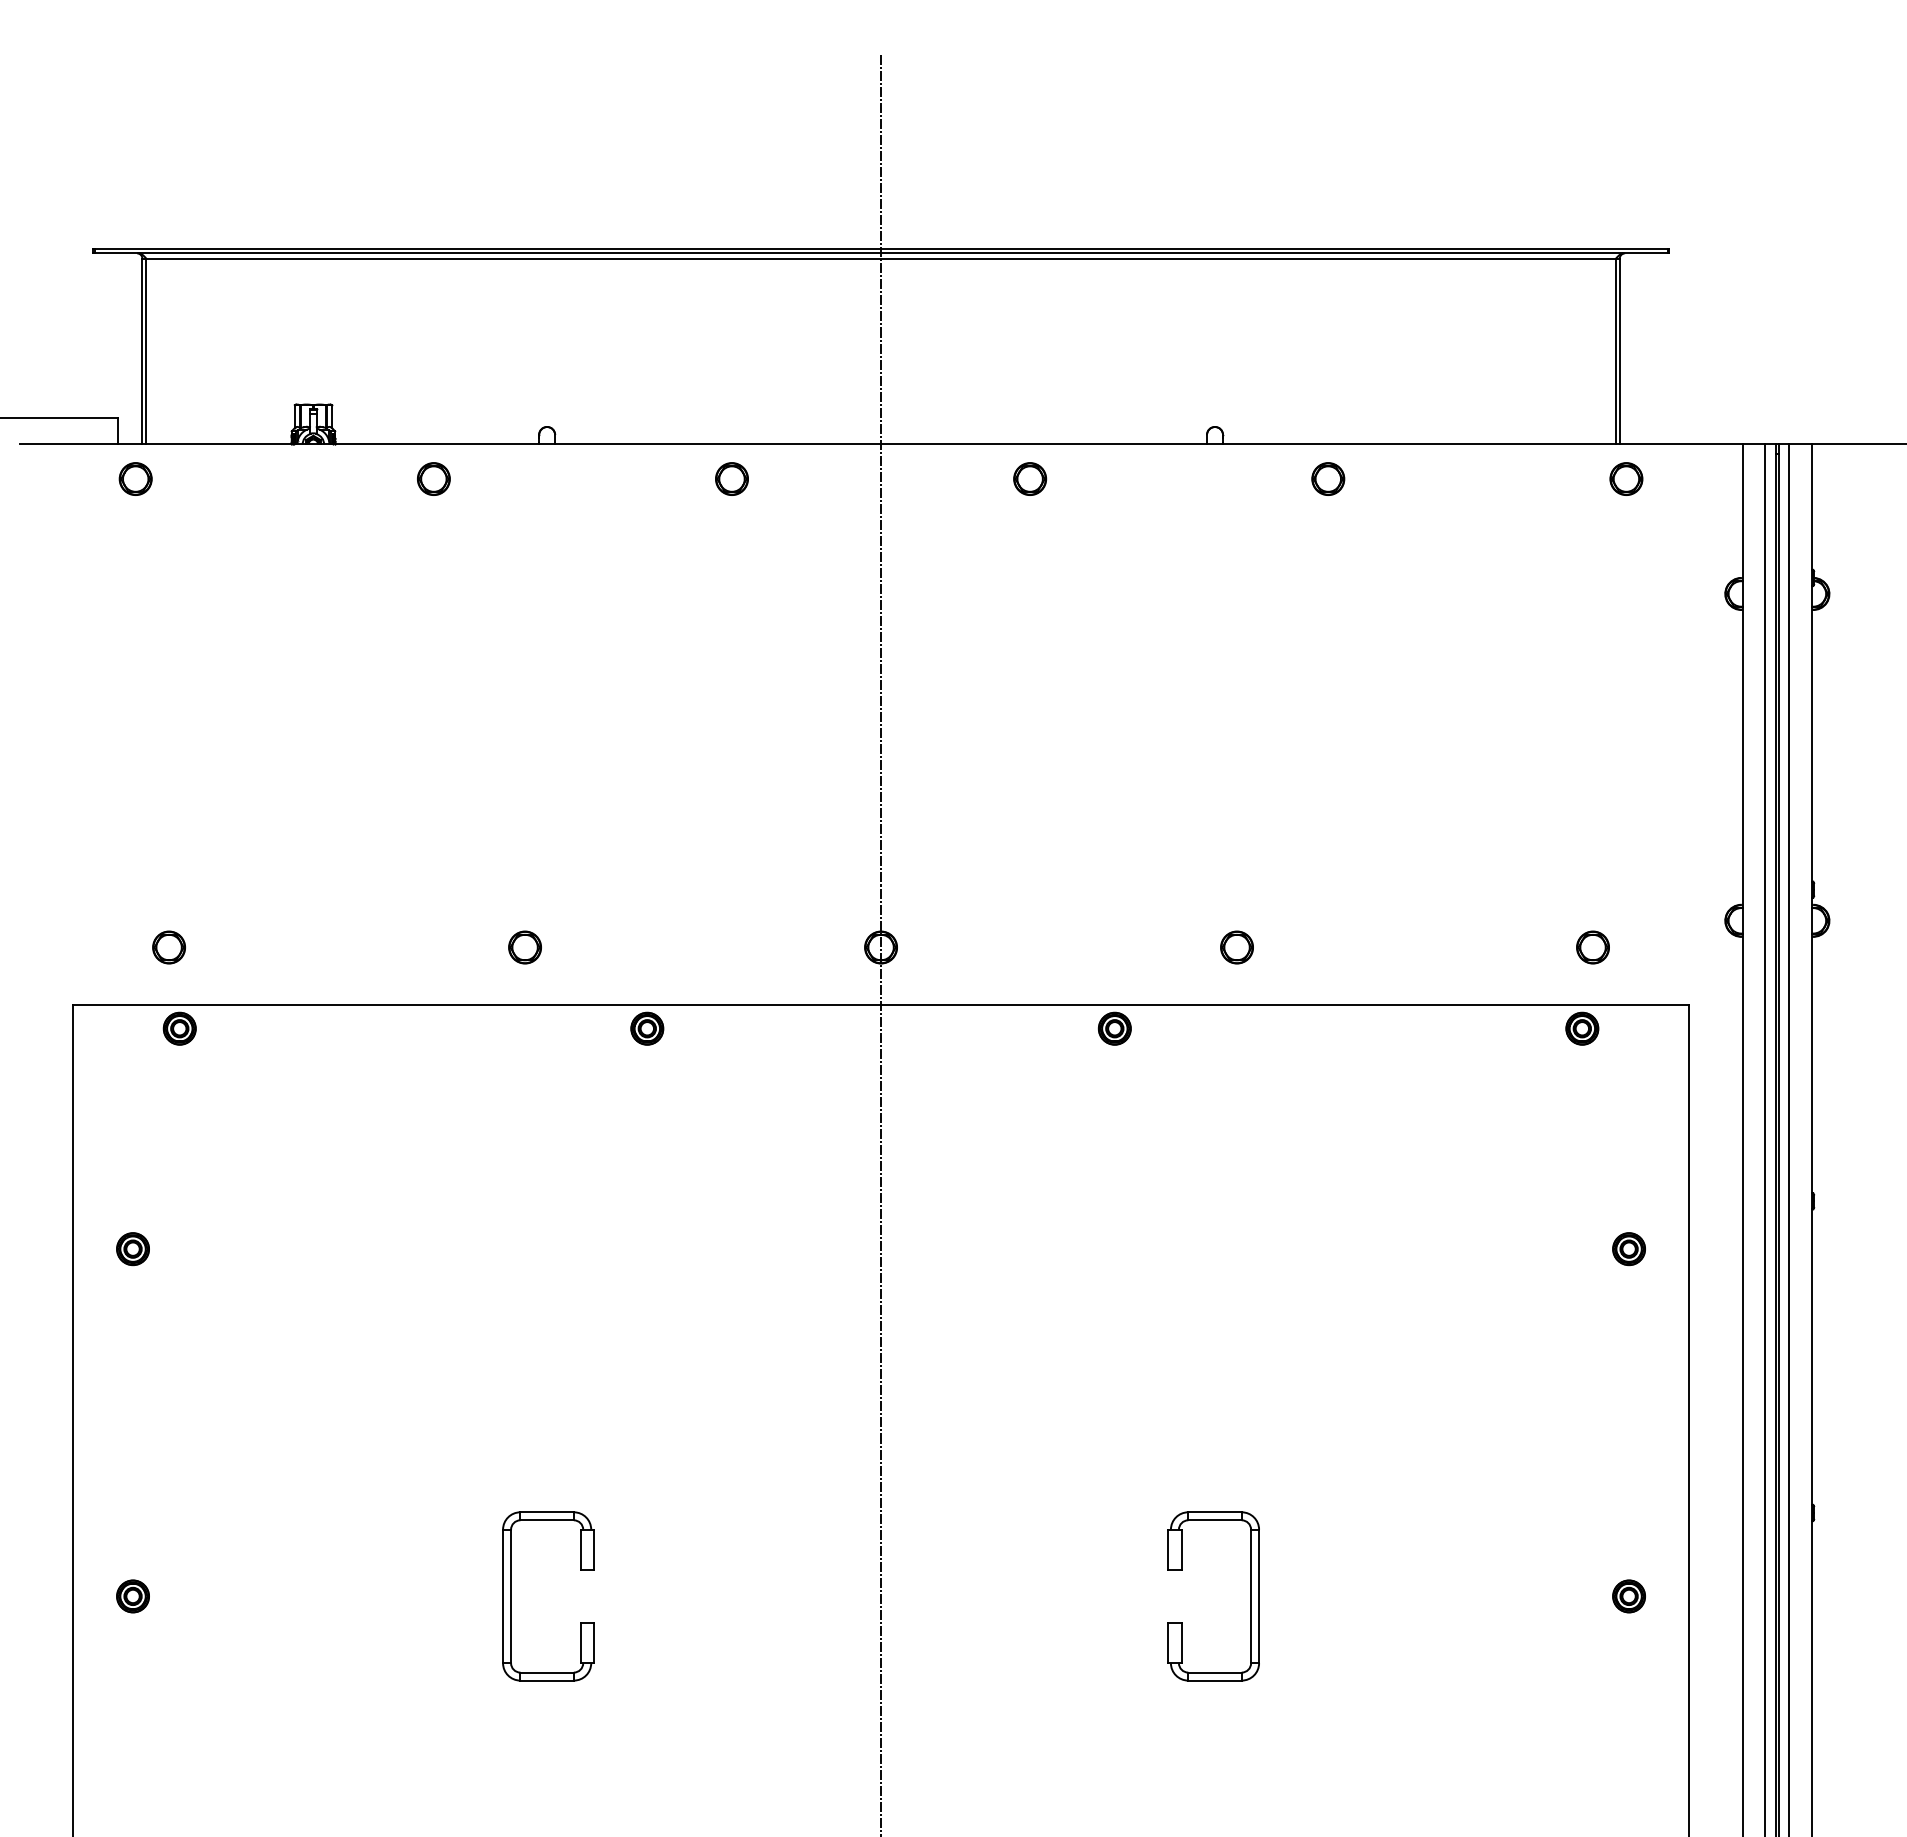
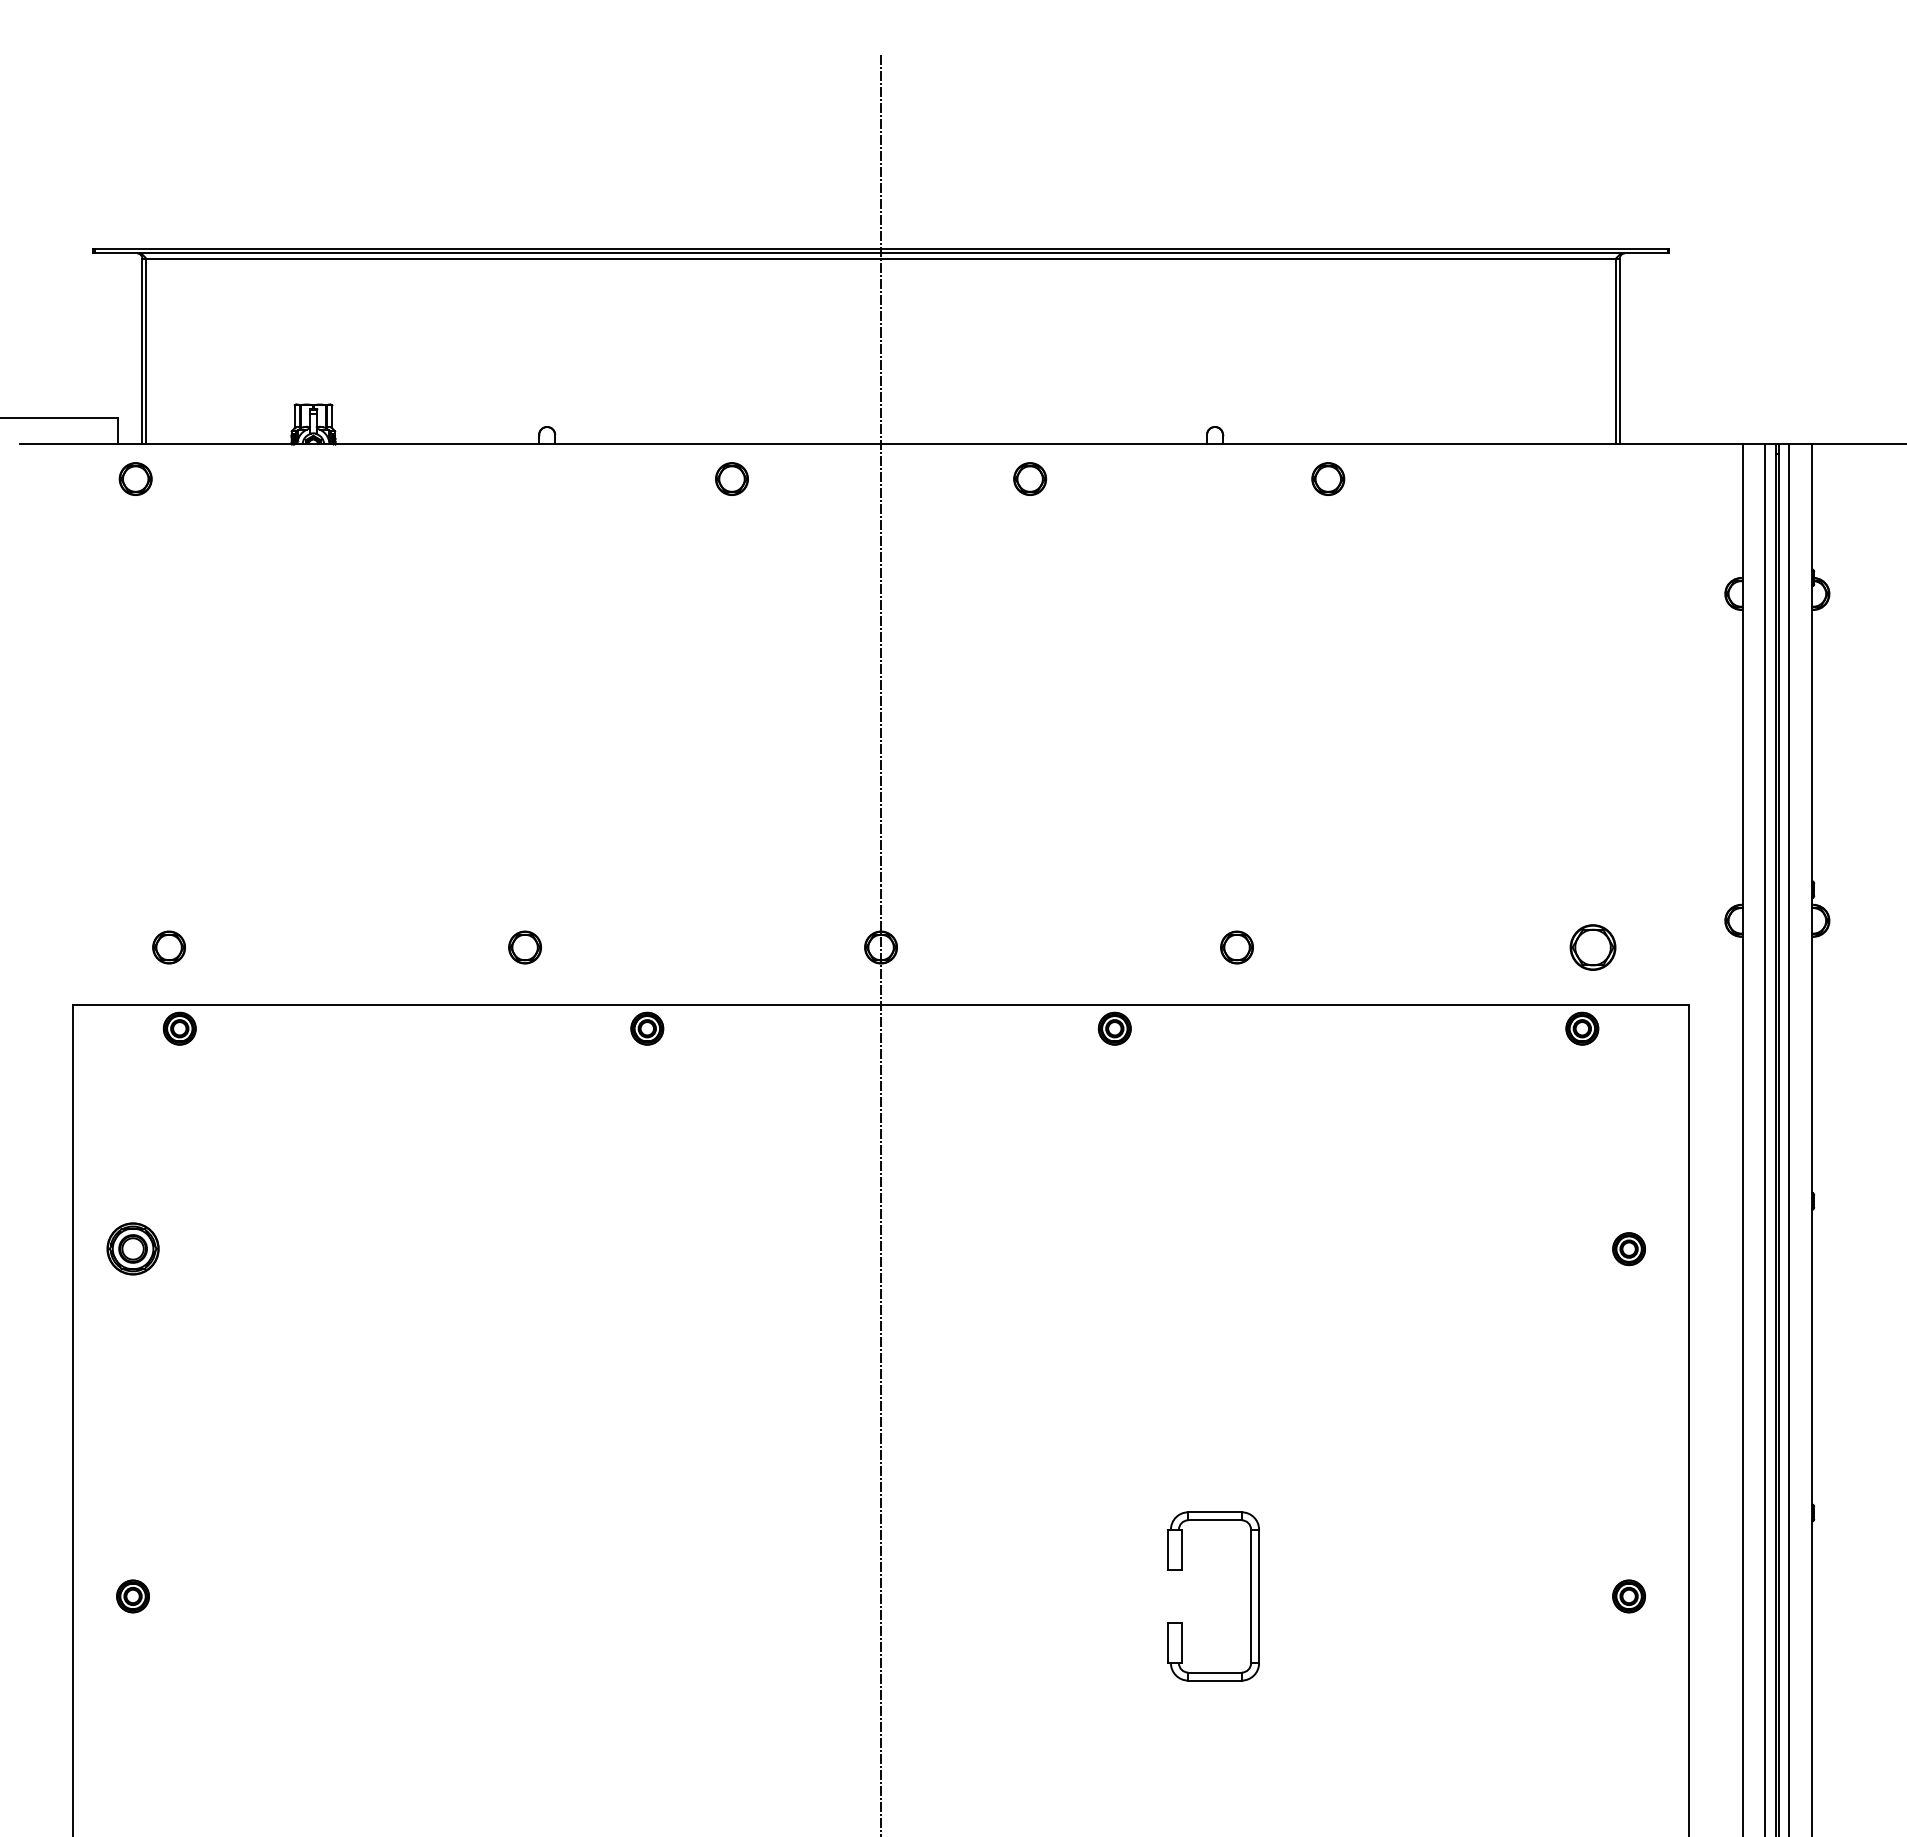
part: present -> none (433, 478)
part: present -> none (1626, 478)
part size: 34x35 px -> 48x47 px (1592, 947)
part size: 34x35 px -> 54x54 px (132, 1248)
part: present -> none (511, 1596)
